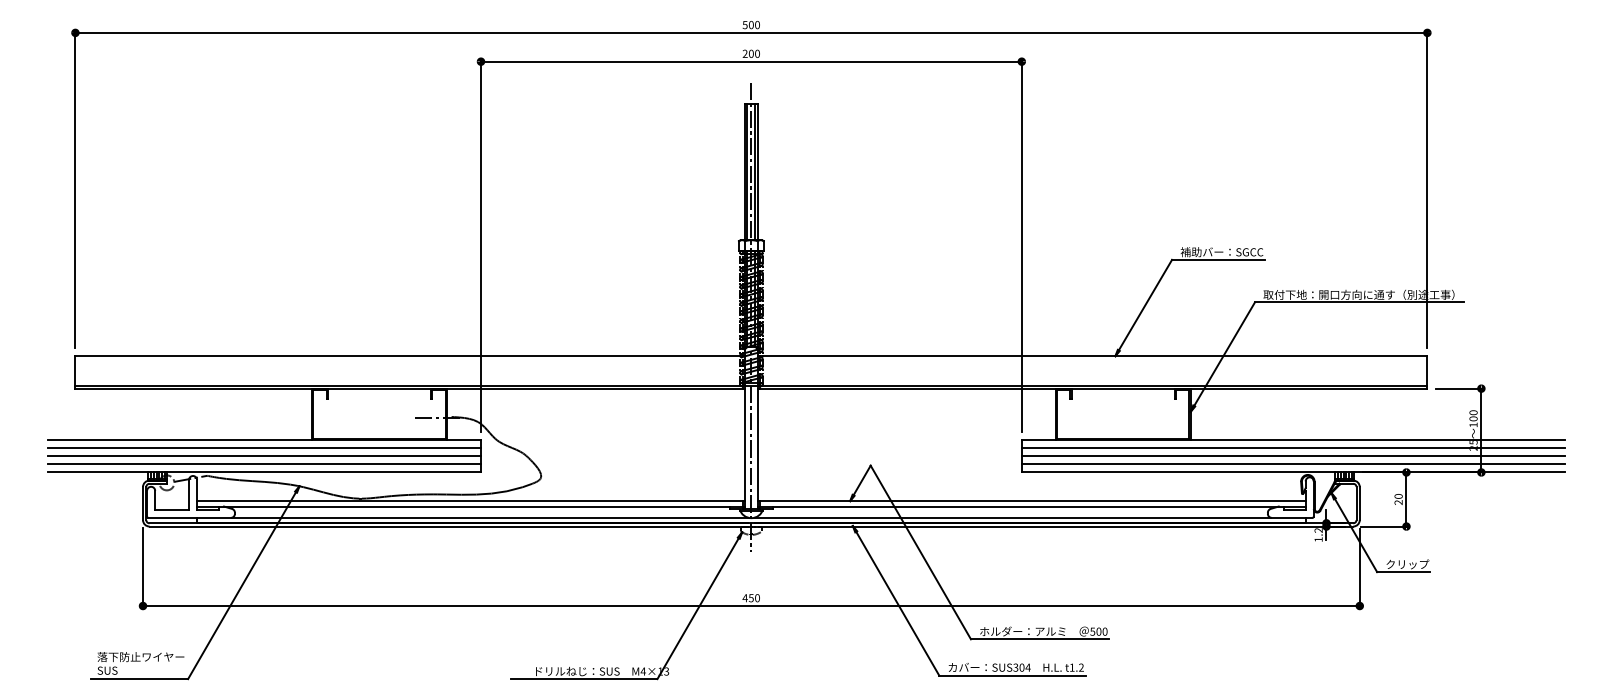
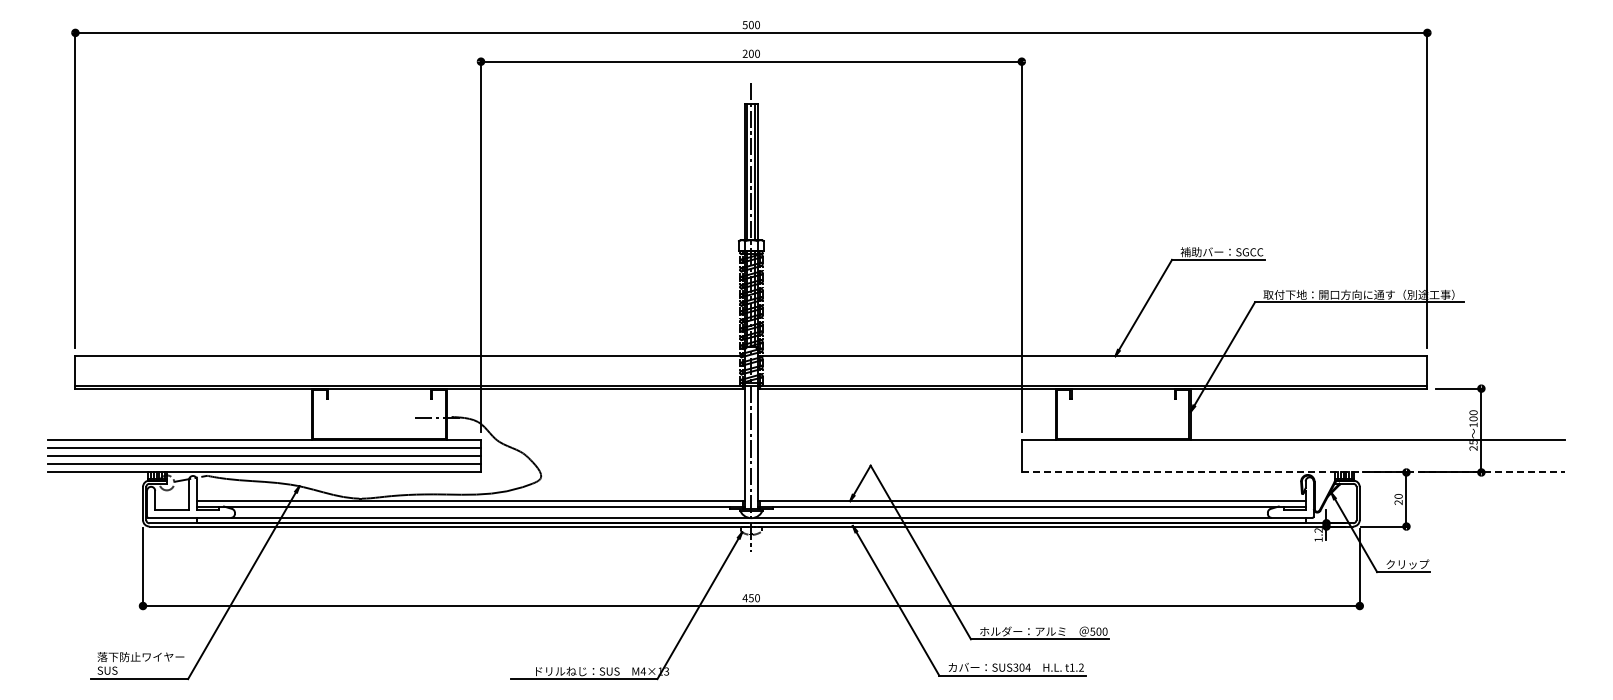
line: present -> none (1292, 448)
line: present -> none (1292, 456)
line: present -> none (1292, 464)
line: solid -> dashed (1293, 472)
